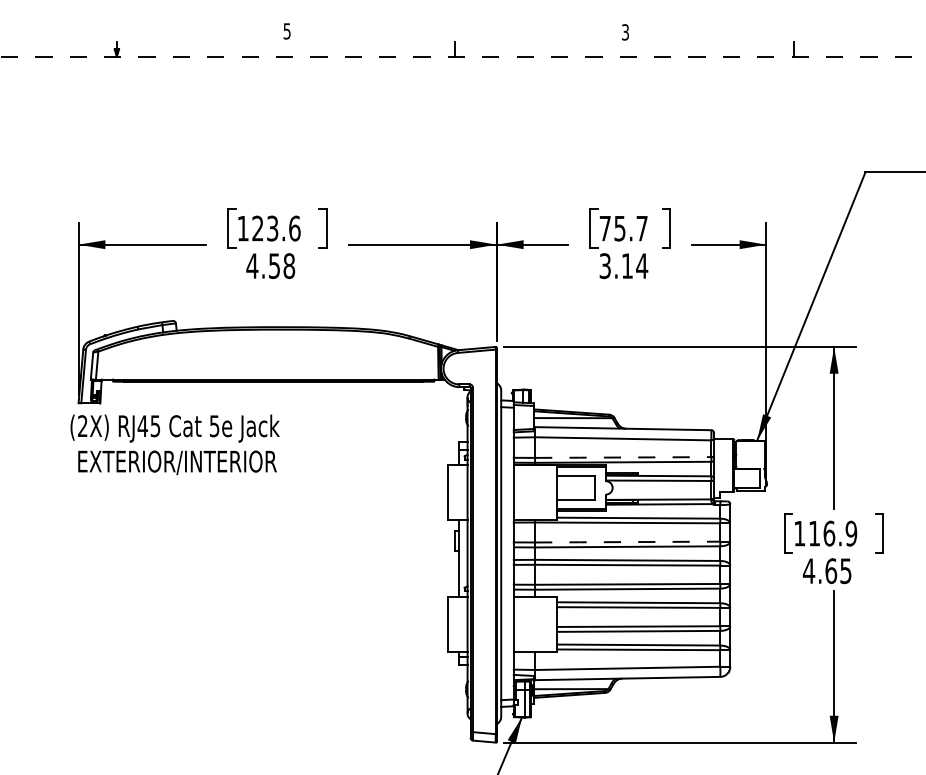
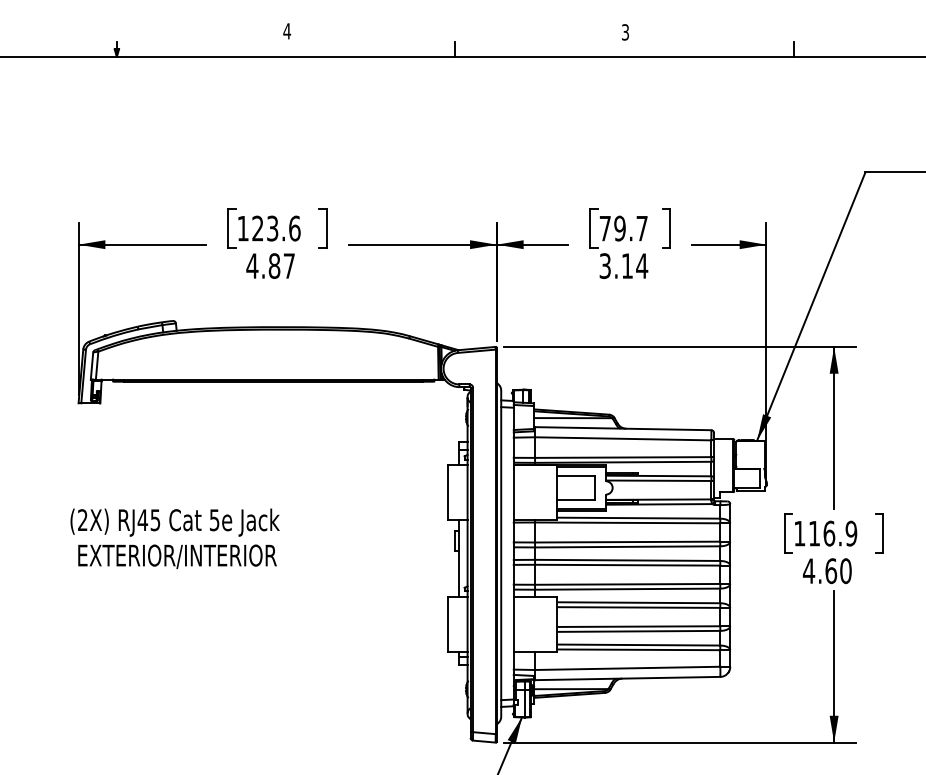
text: 5 -> 4 (287, 31)
line: dashed -> solid (463, 56)
text: 75.7 -> 79.7 (619, 228)
text: 4.58 -> 4.87 (281, 265)
text position: (174, 444) -> (174, 538) (174, 538)
line: dashed -> solid (622, 457)
line: dashed -> solid (627, 542)
text: 4.65 -> 4.60 (845, 571)
